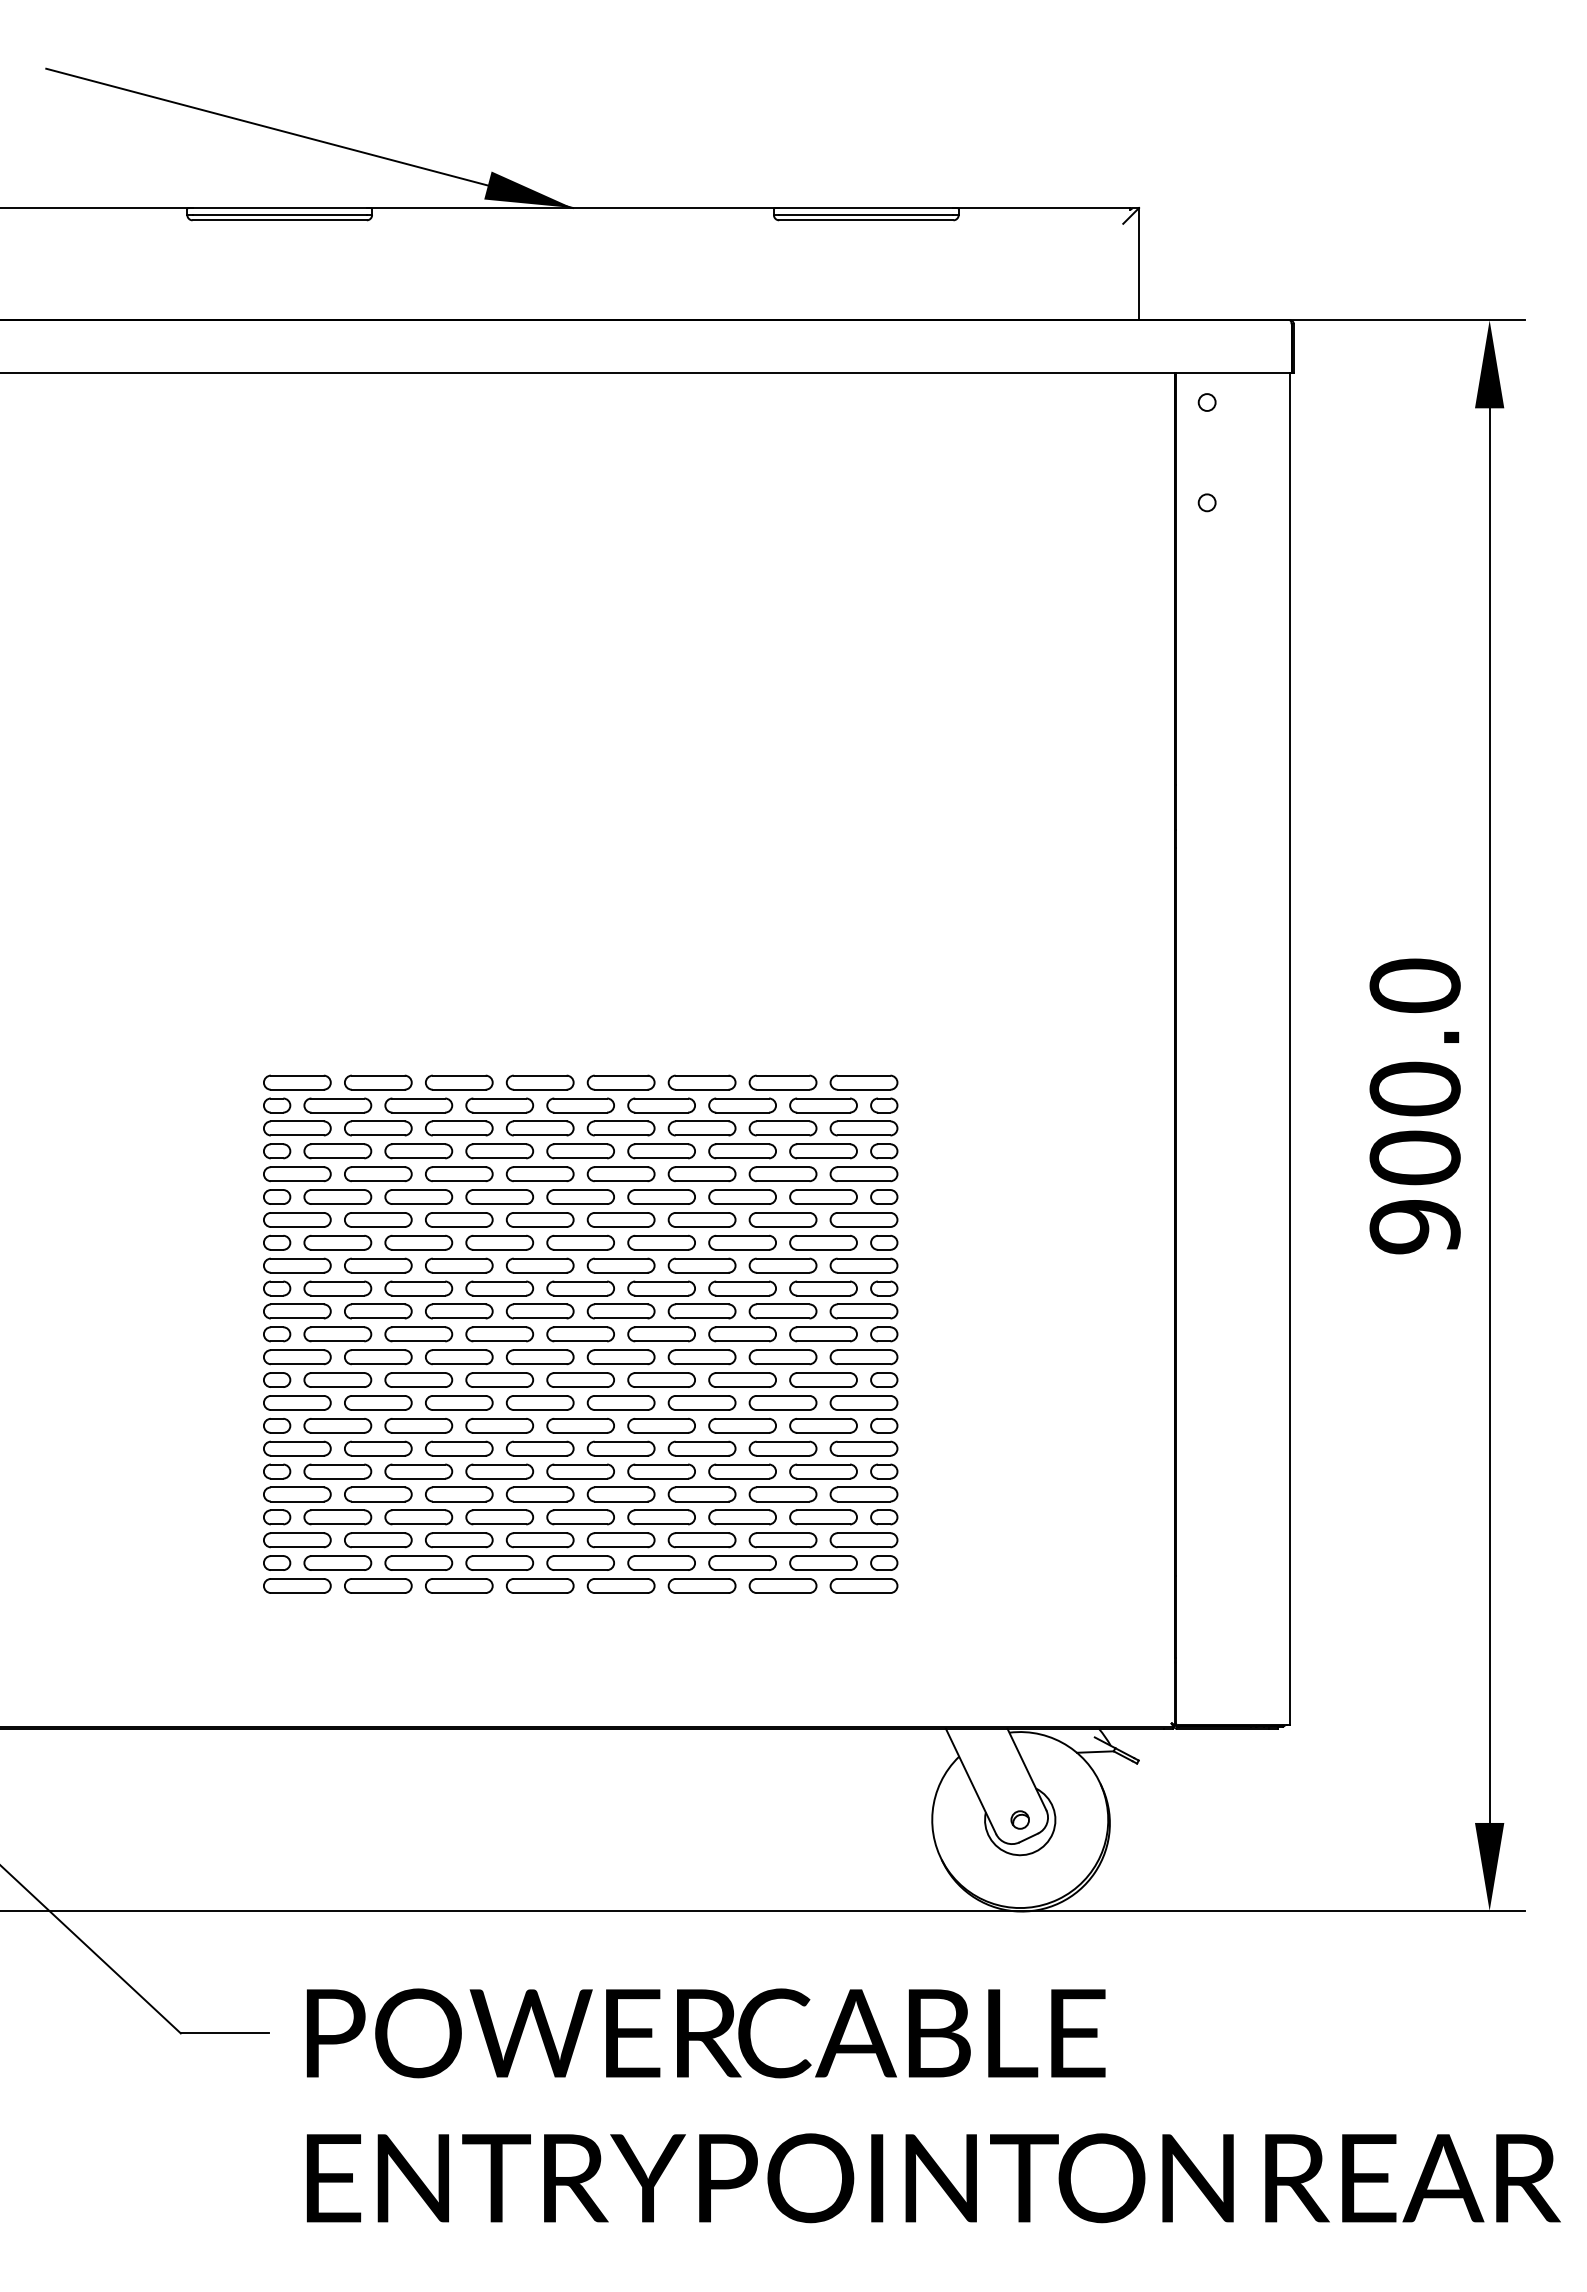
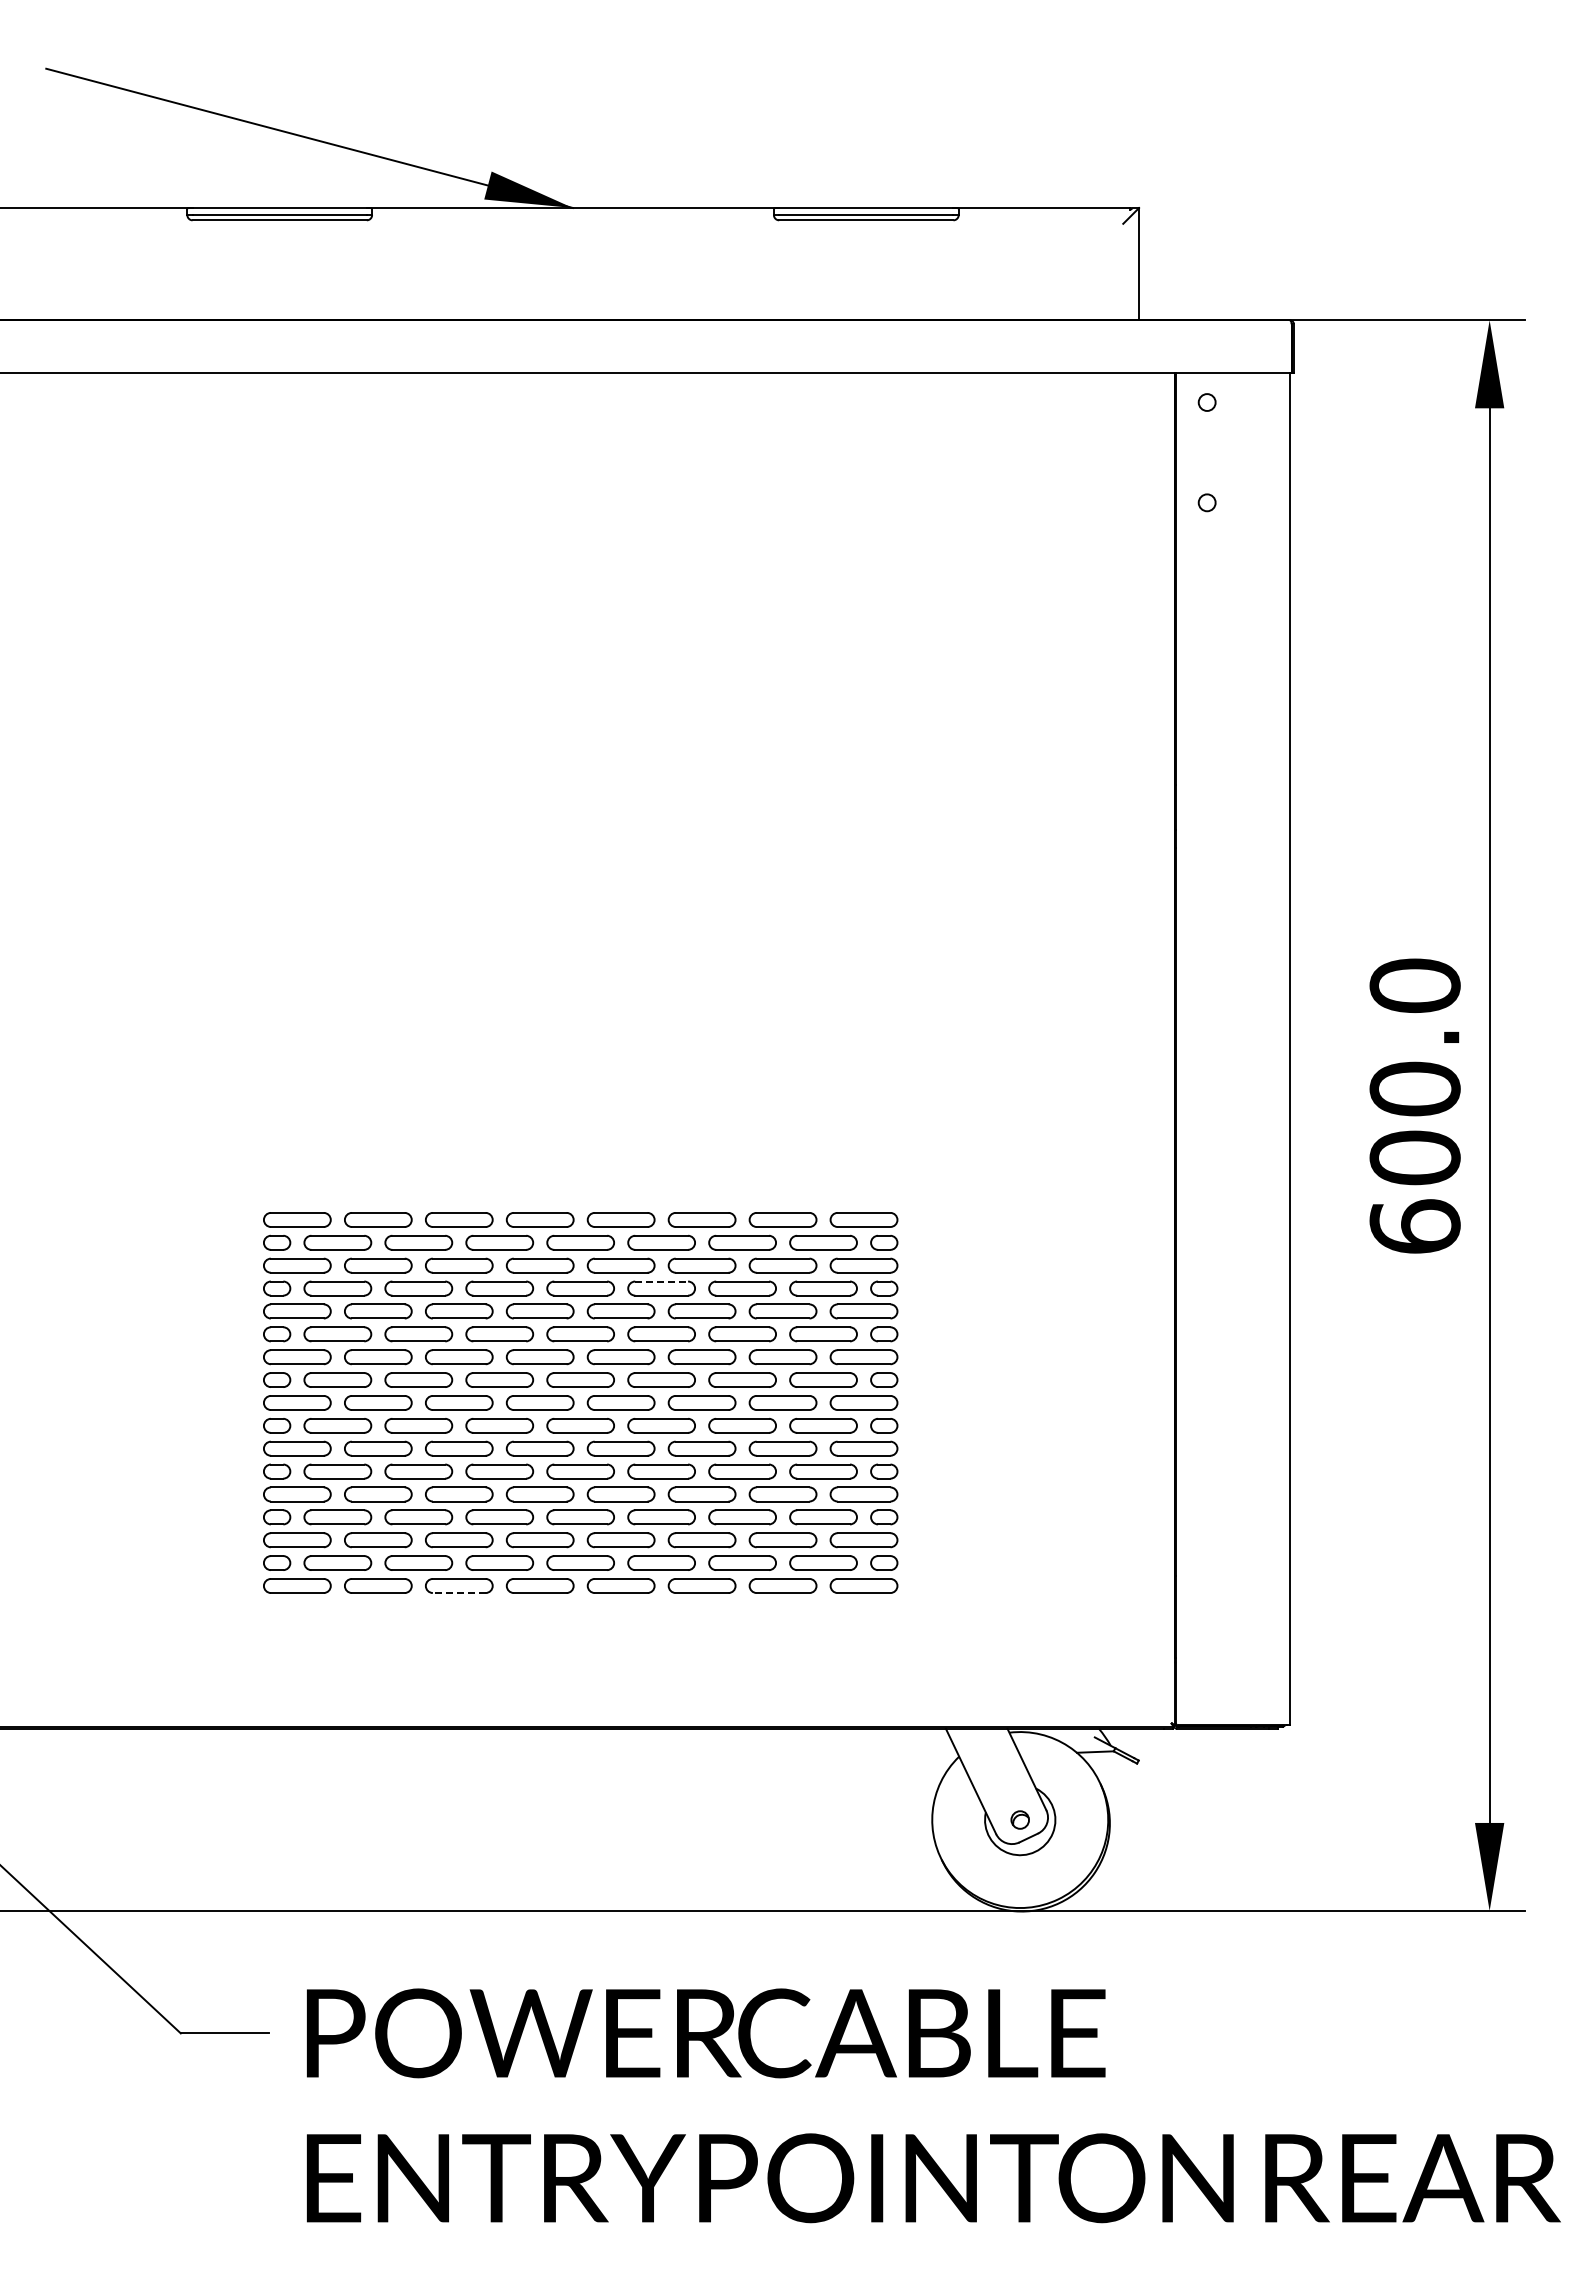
part: present -> none (580, 1139)
text: 900.0 -> 600.0 (1414, 1226)
line: solid -> dashed (662, 1281)
line: solid -> dashed (458, 1593)
